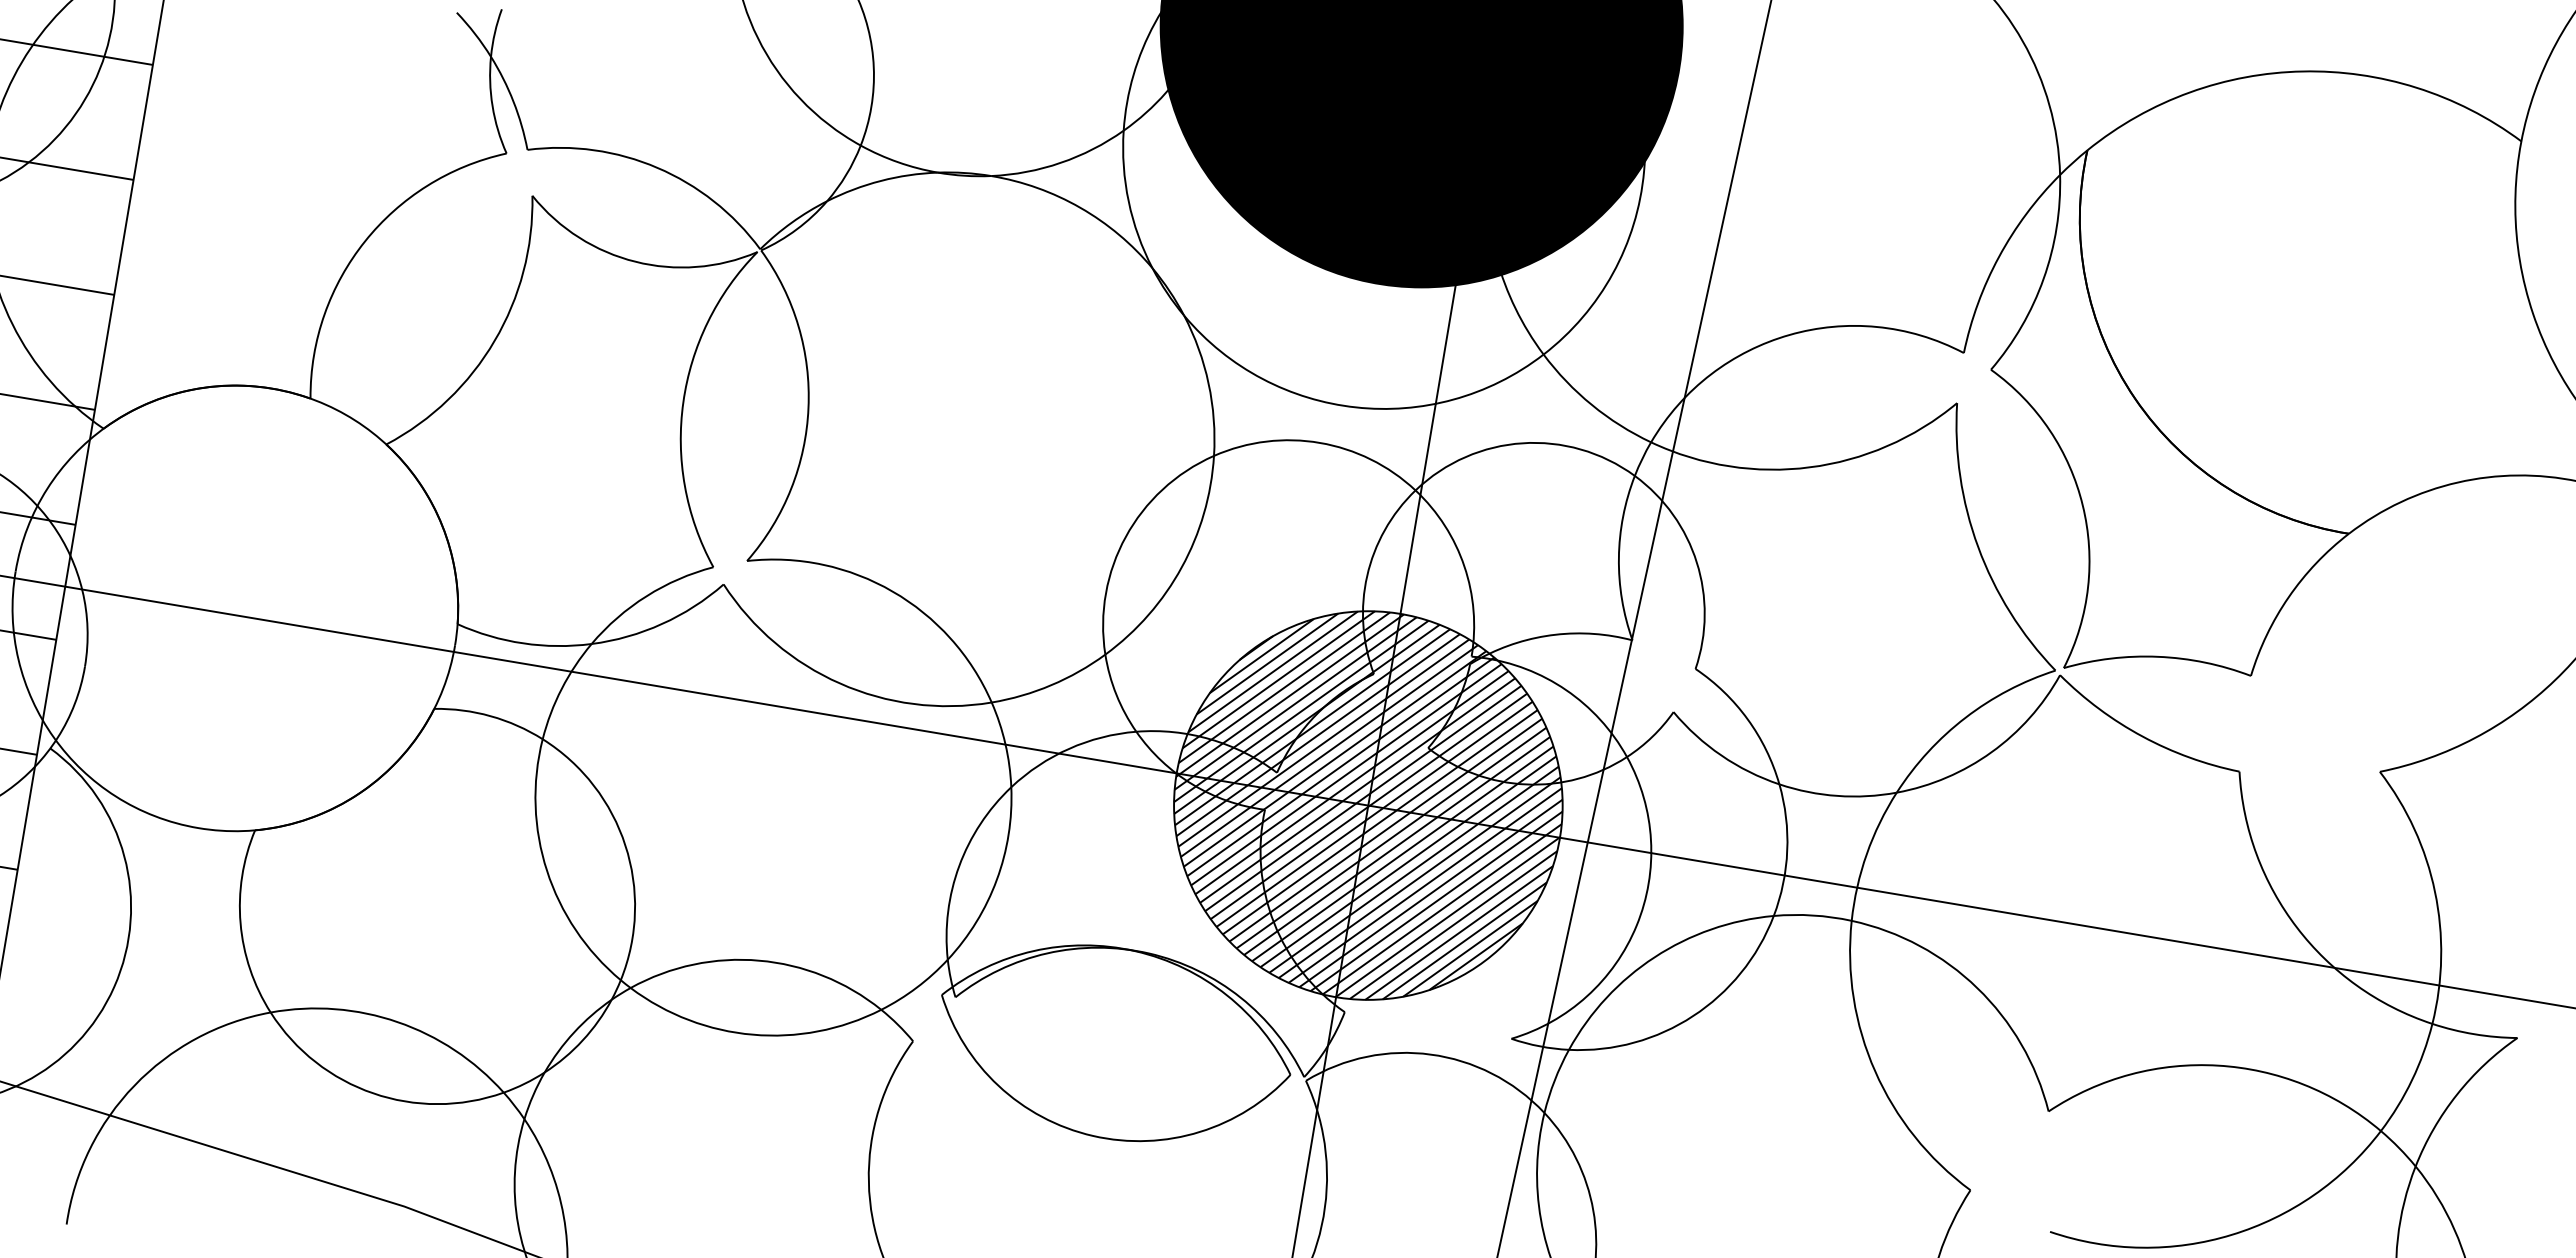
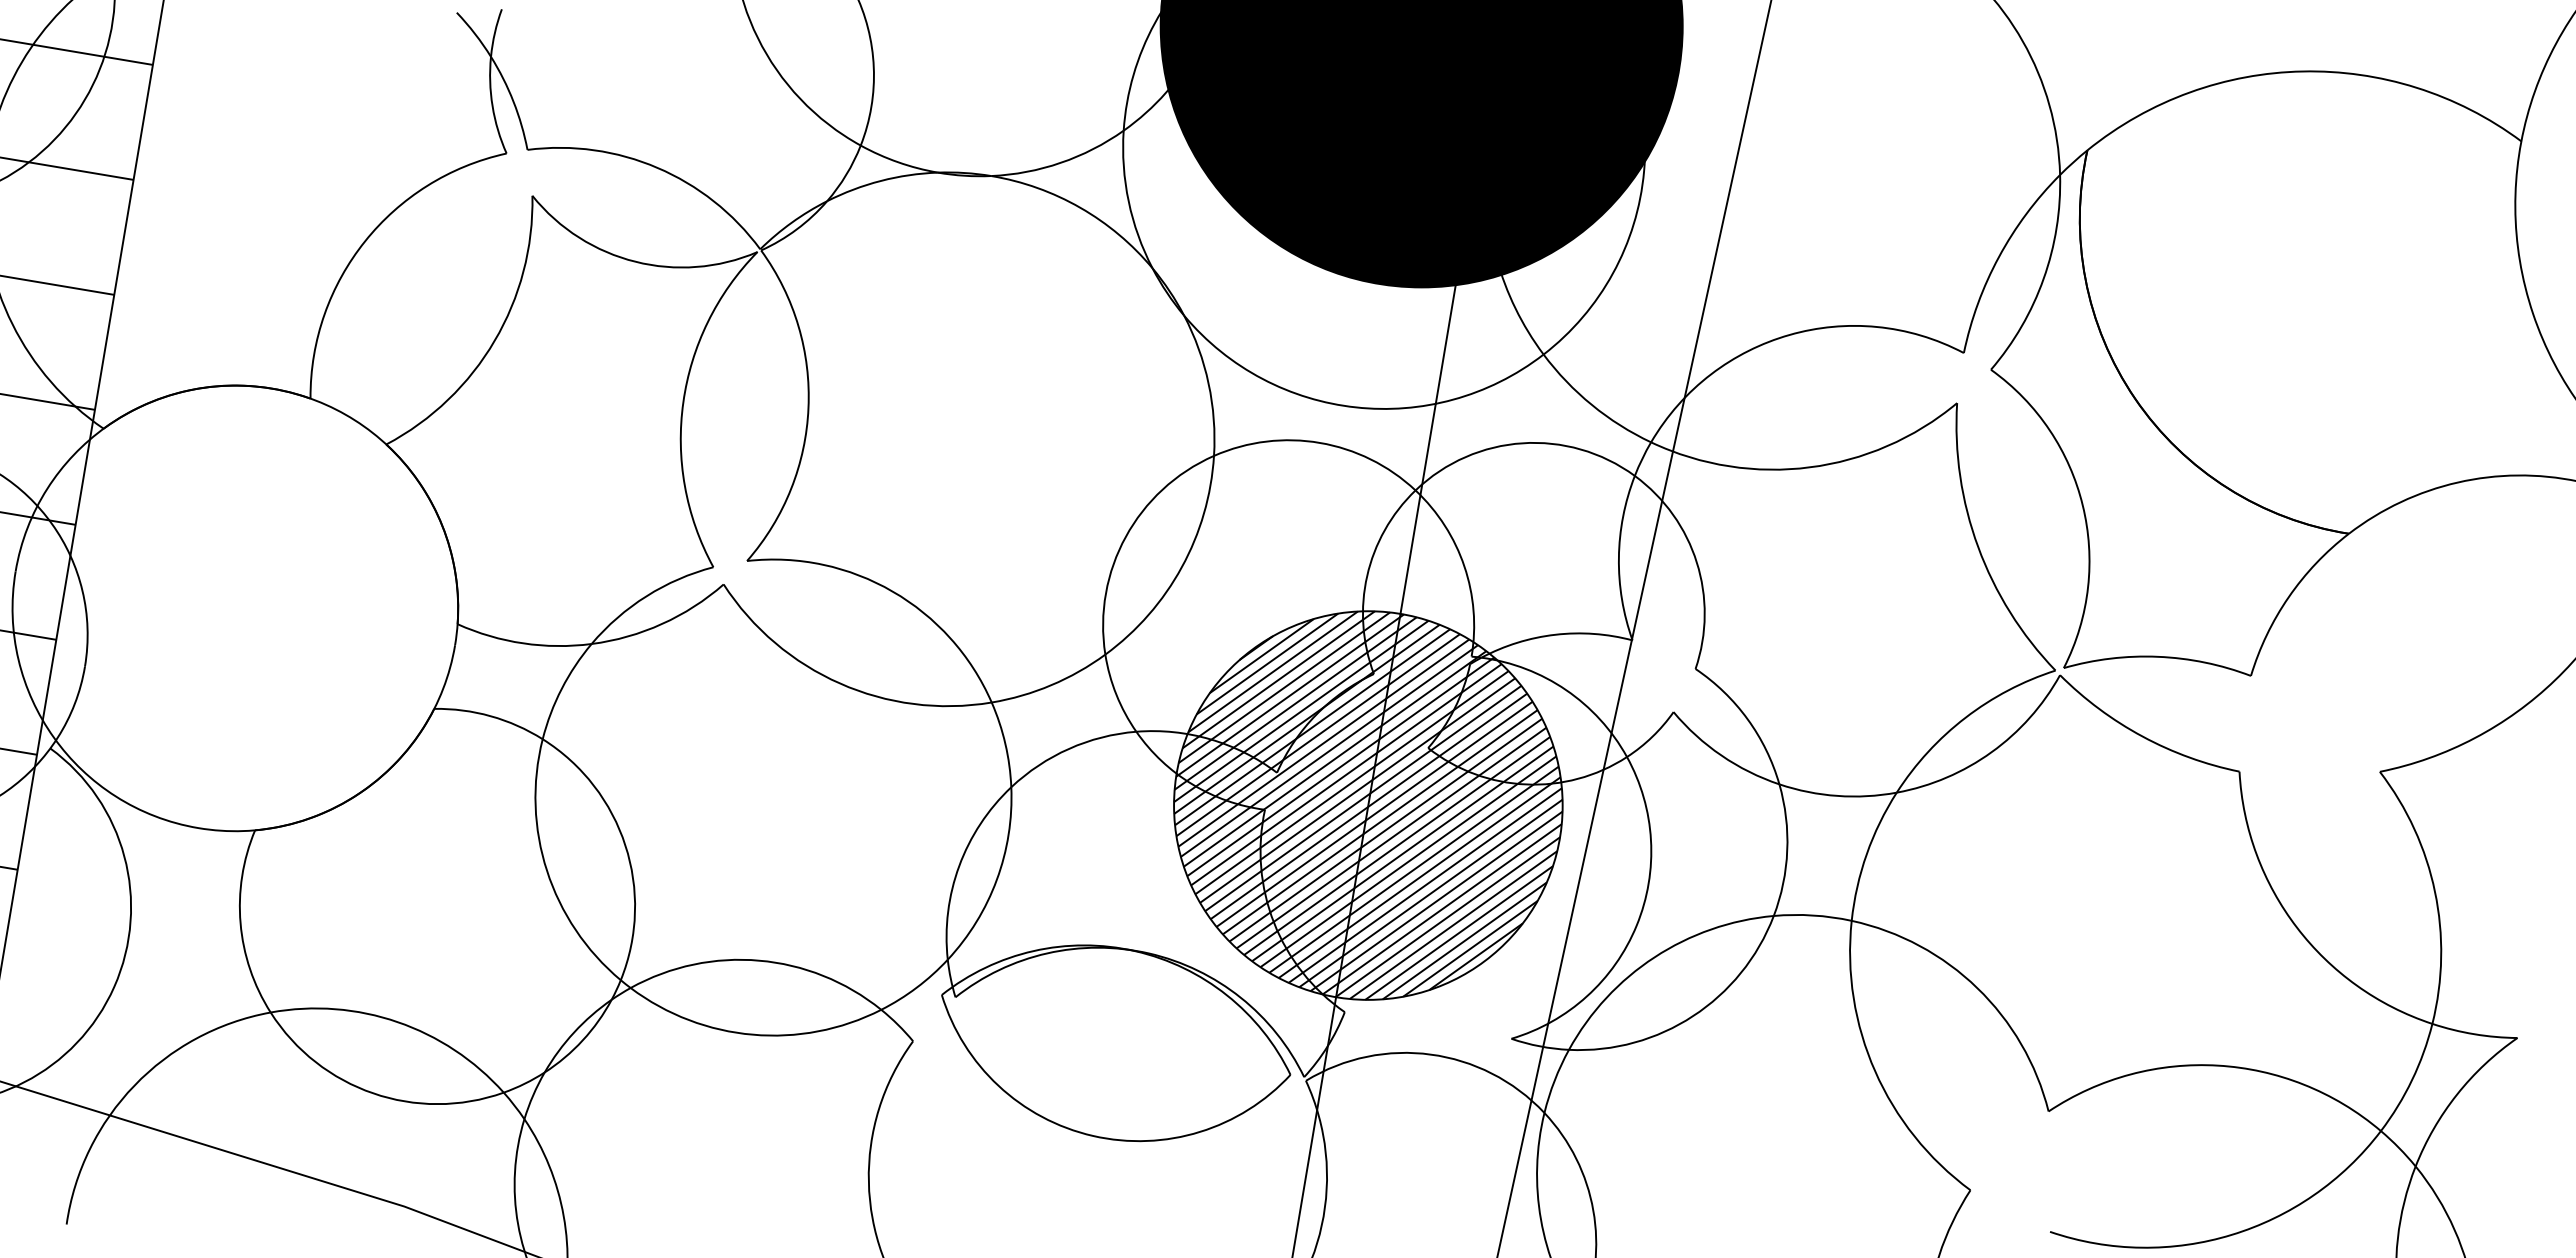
line: present -> none (1287, 791)
